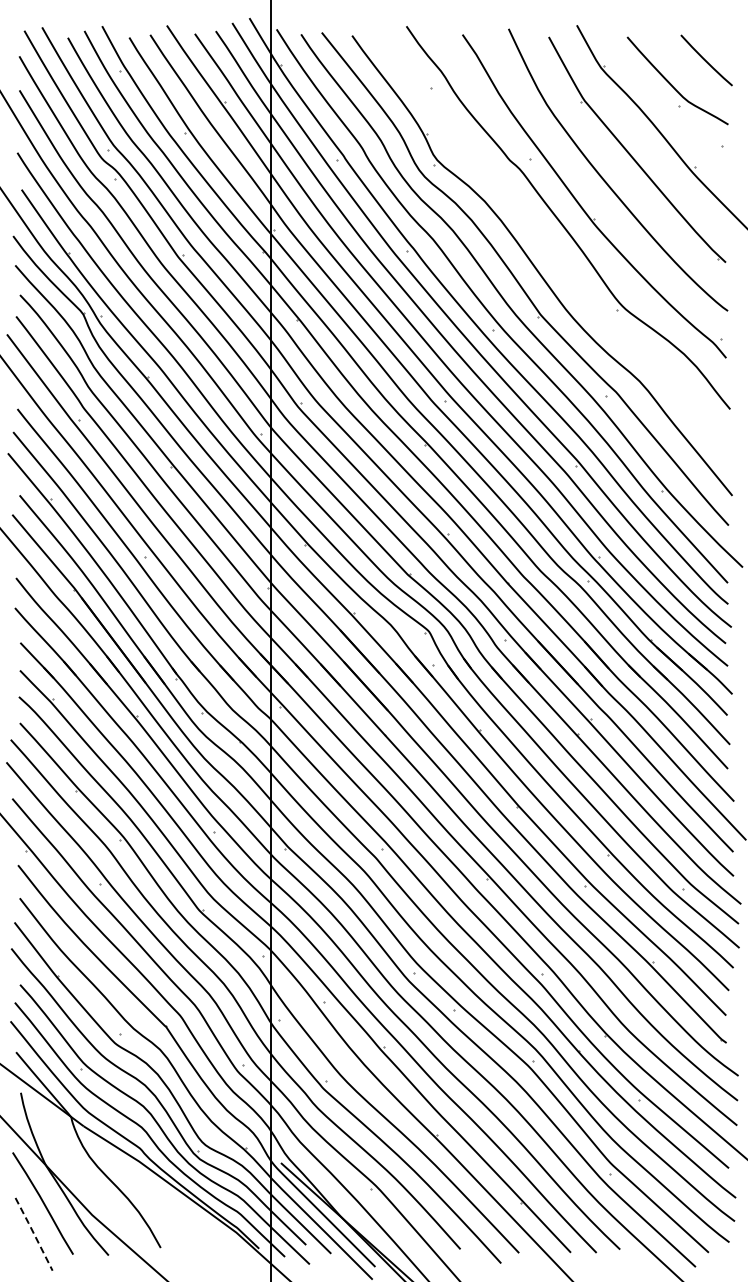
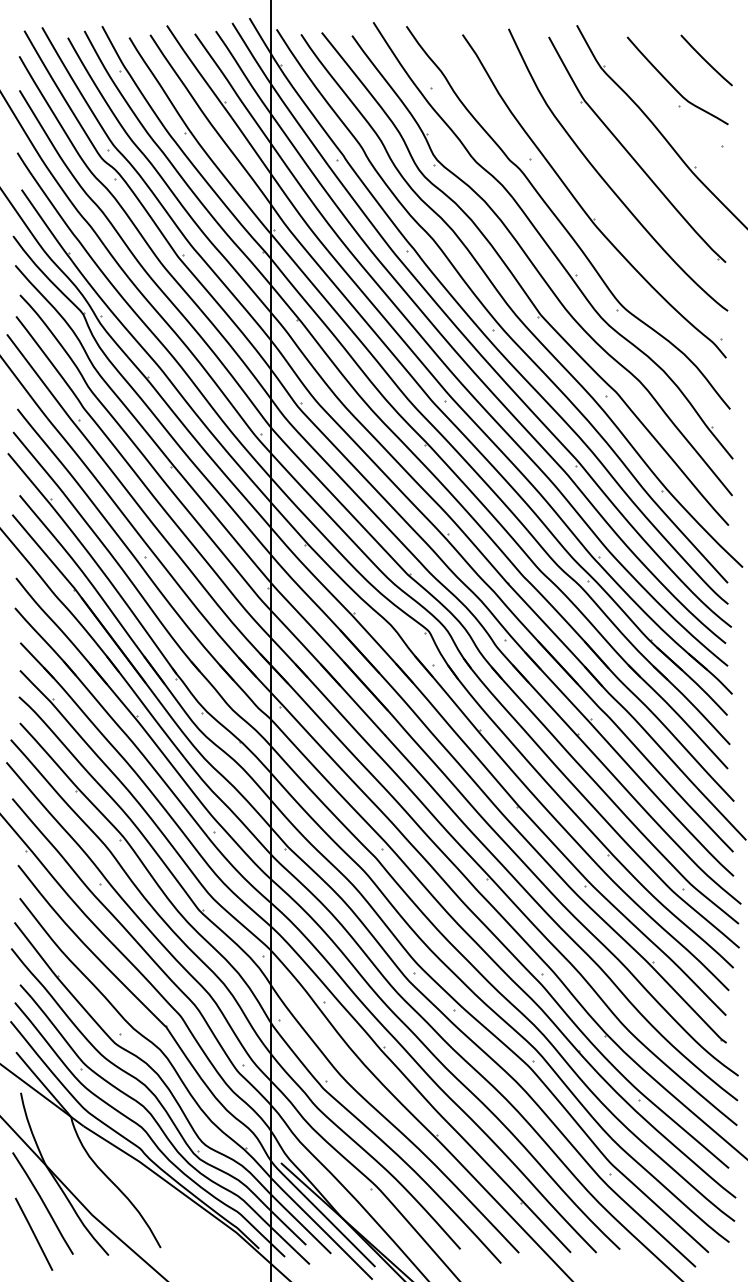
part: none -> present (552, 240)
line: dashed -> solid (33, 1233)
